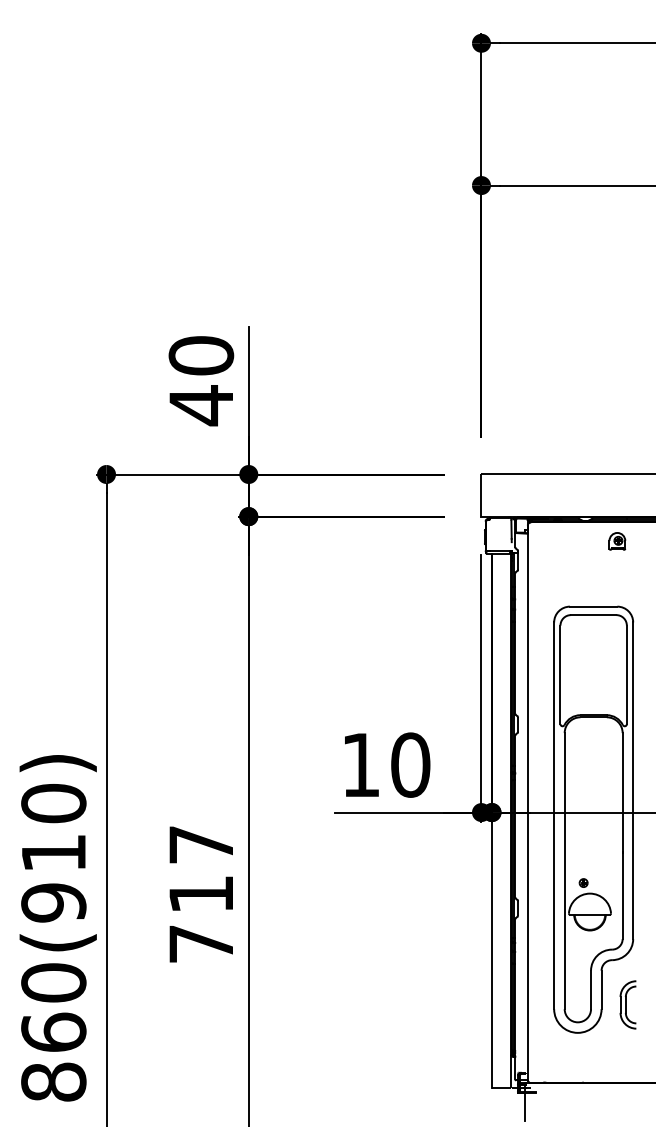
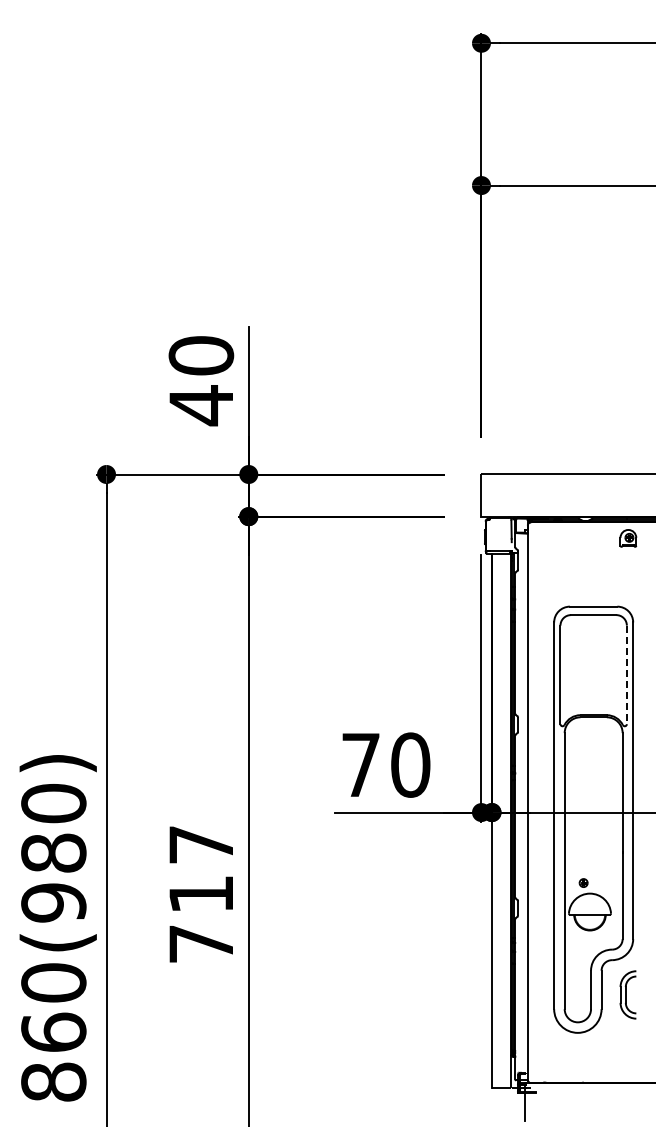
part position: (617, 541) -> (628, 538) (628, 538)
line: solid -> dashed (626, 675)
text: 10 -> 70 (360, 764)
text: 860(910) -> 860(980) (53, 852)
part position: (627, 1004) -> (627, 994) (627, 994)
